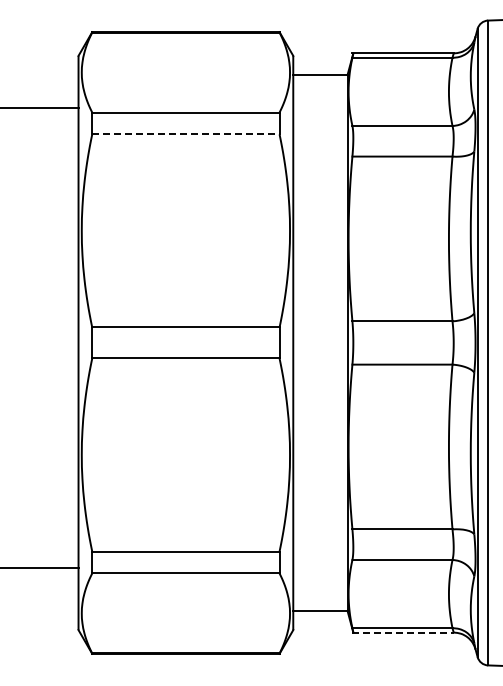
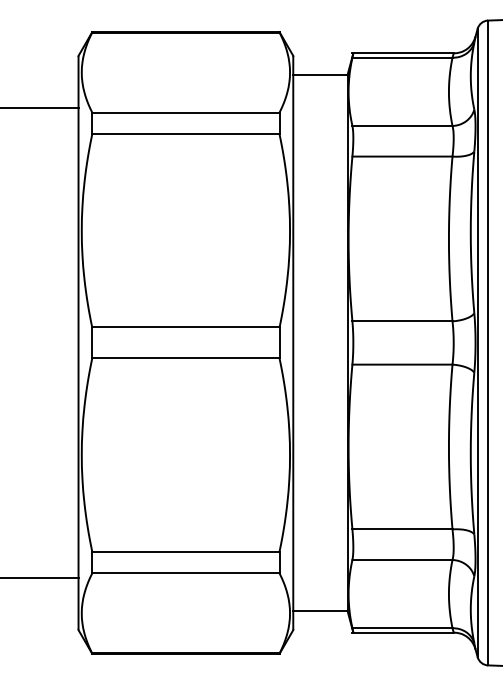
line: dashed -> solid (185, 134)
line position: (40, 568) -> (40, 578) (40, 578)
line: dashed -> solid (403, 632)
